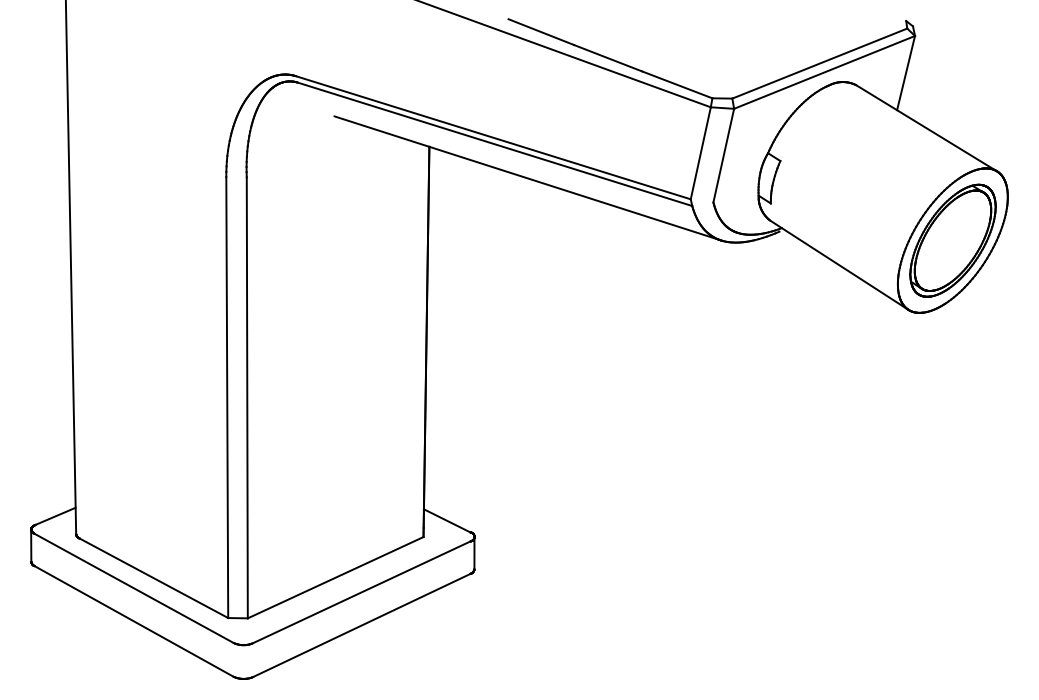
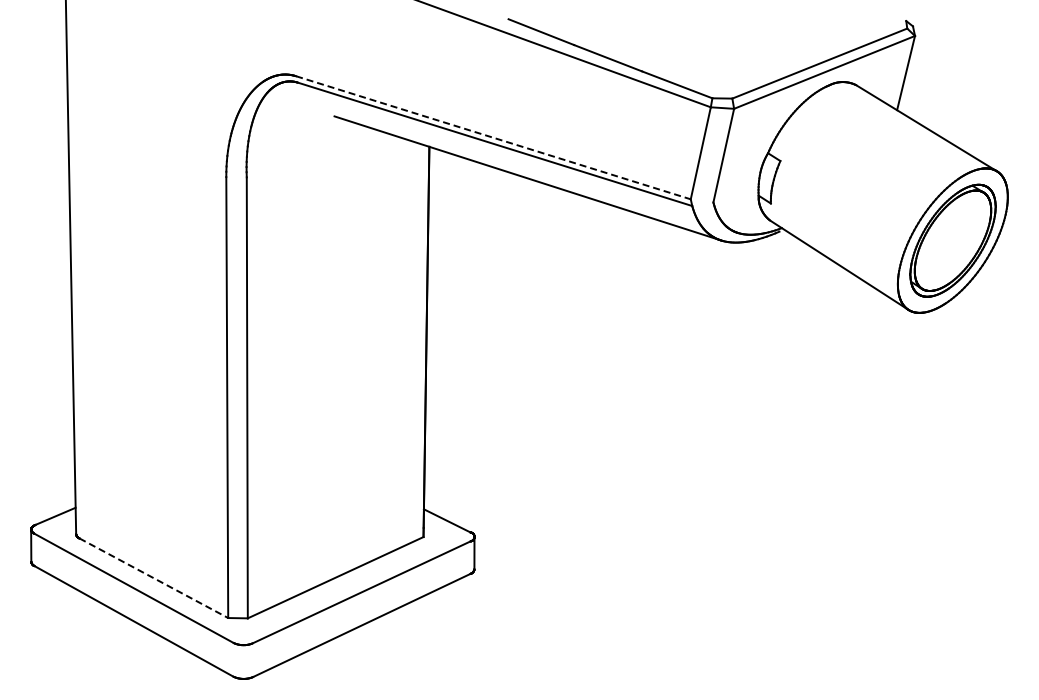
line: solid -> dashed (493, 137)
line: solid -> dashed (154, 578)
